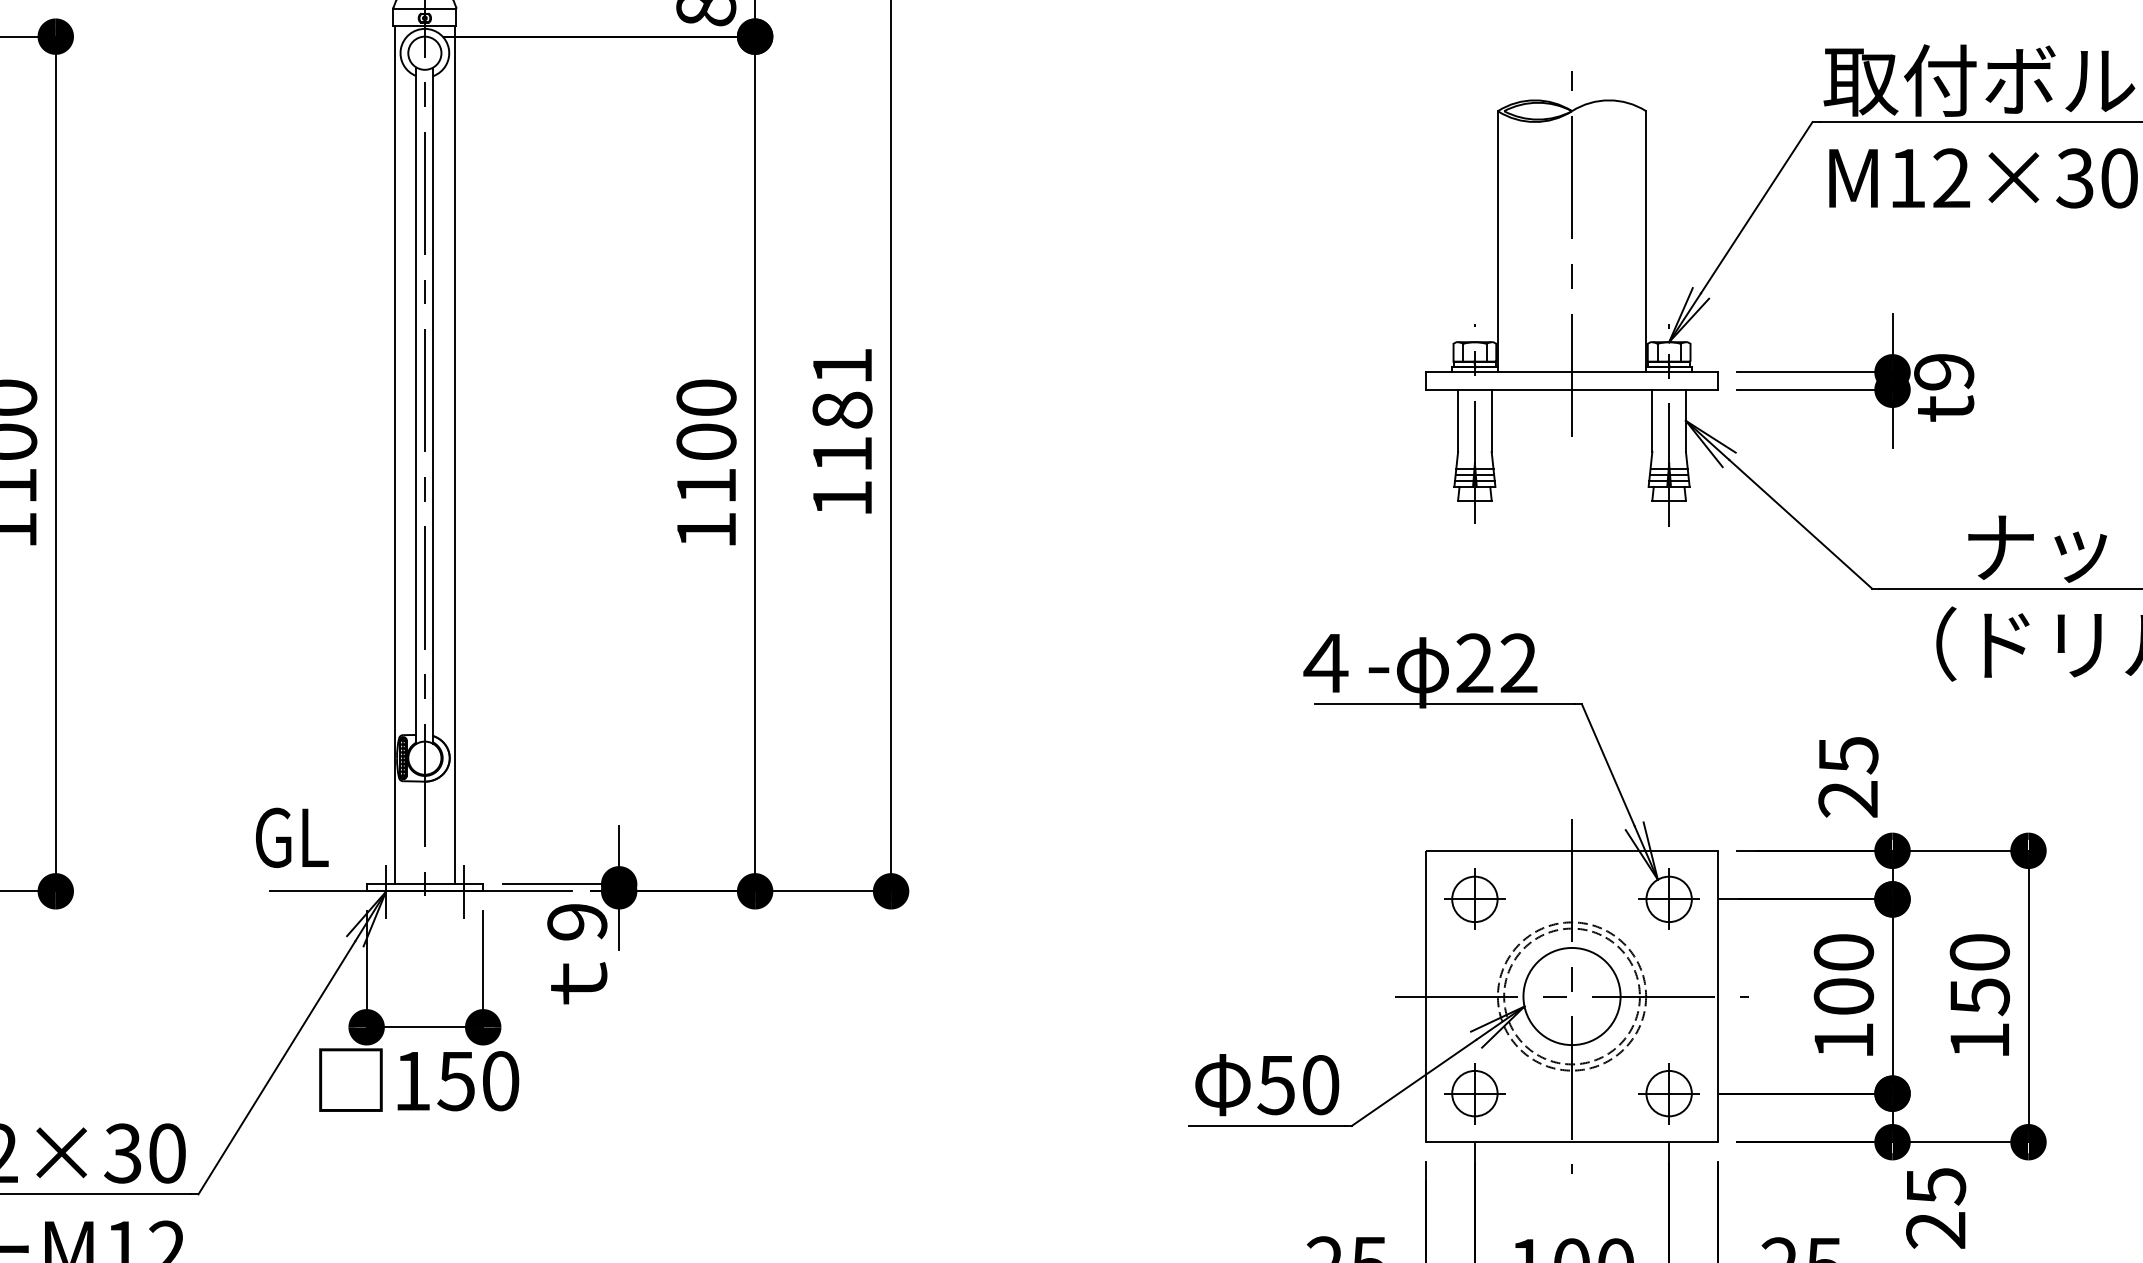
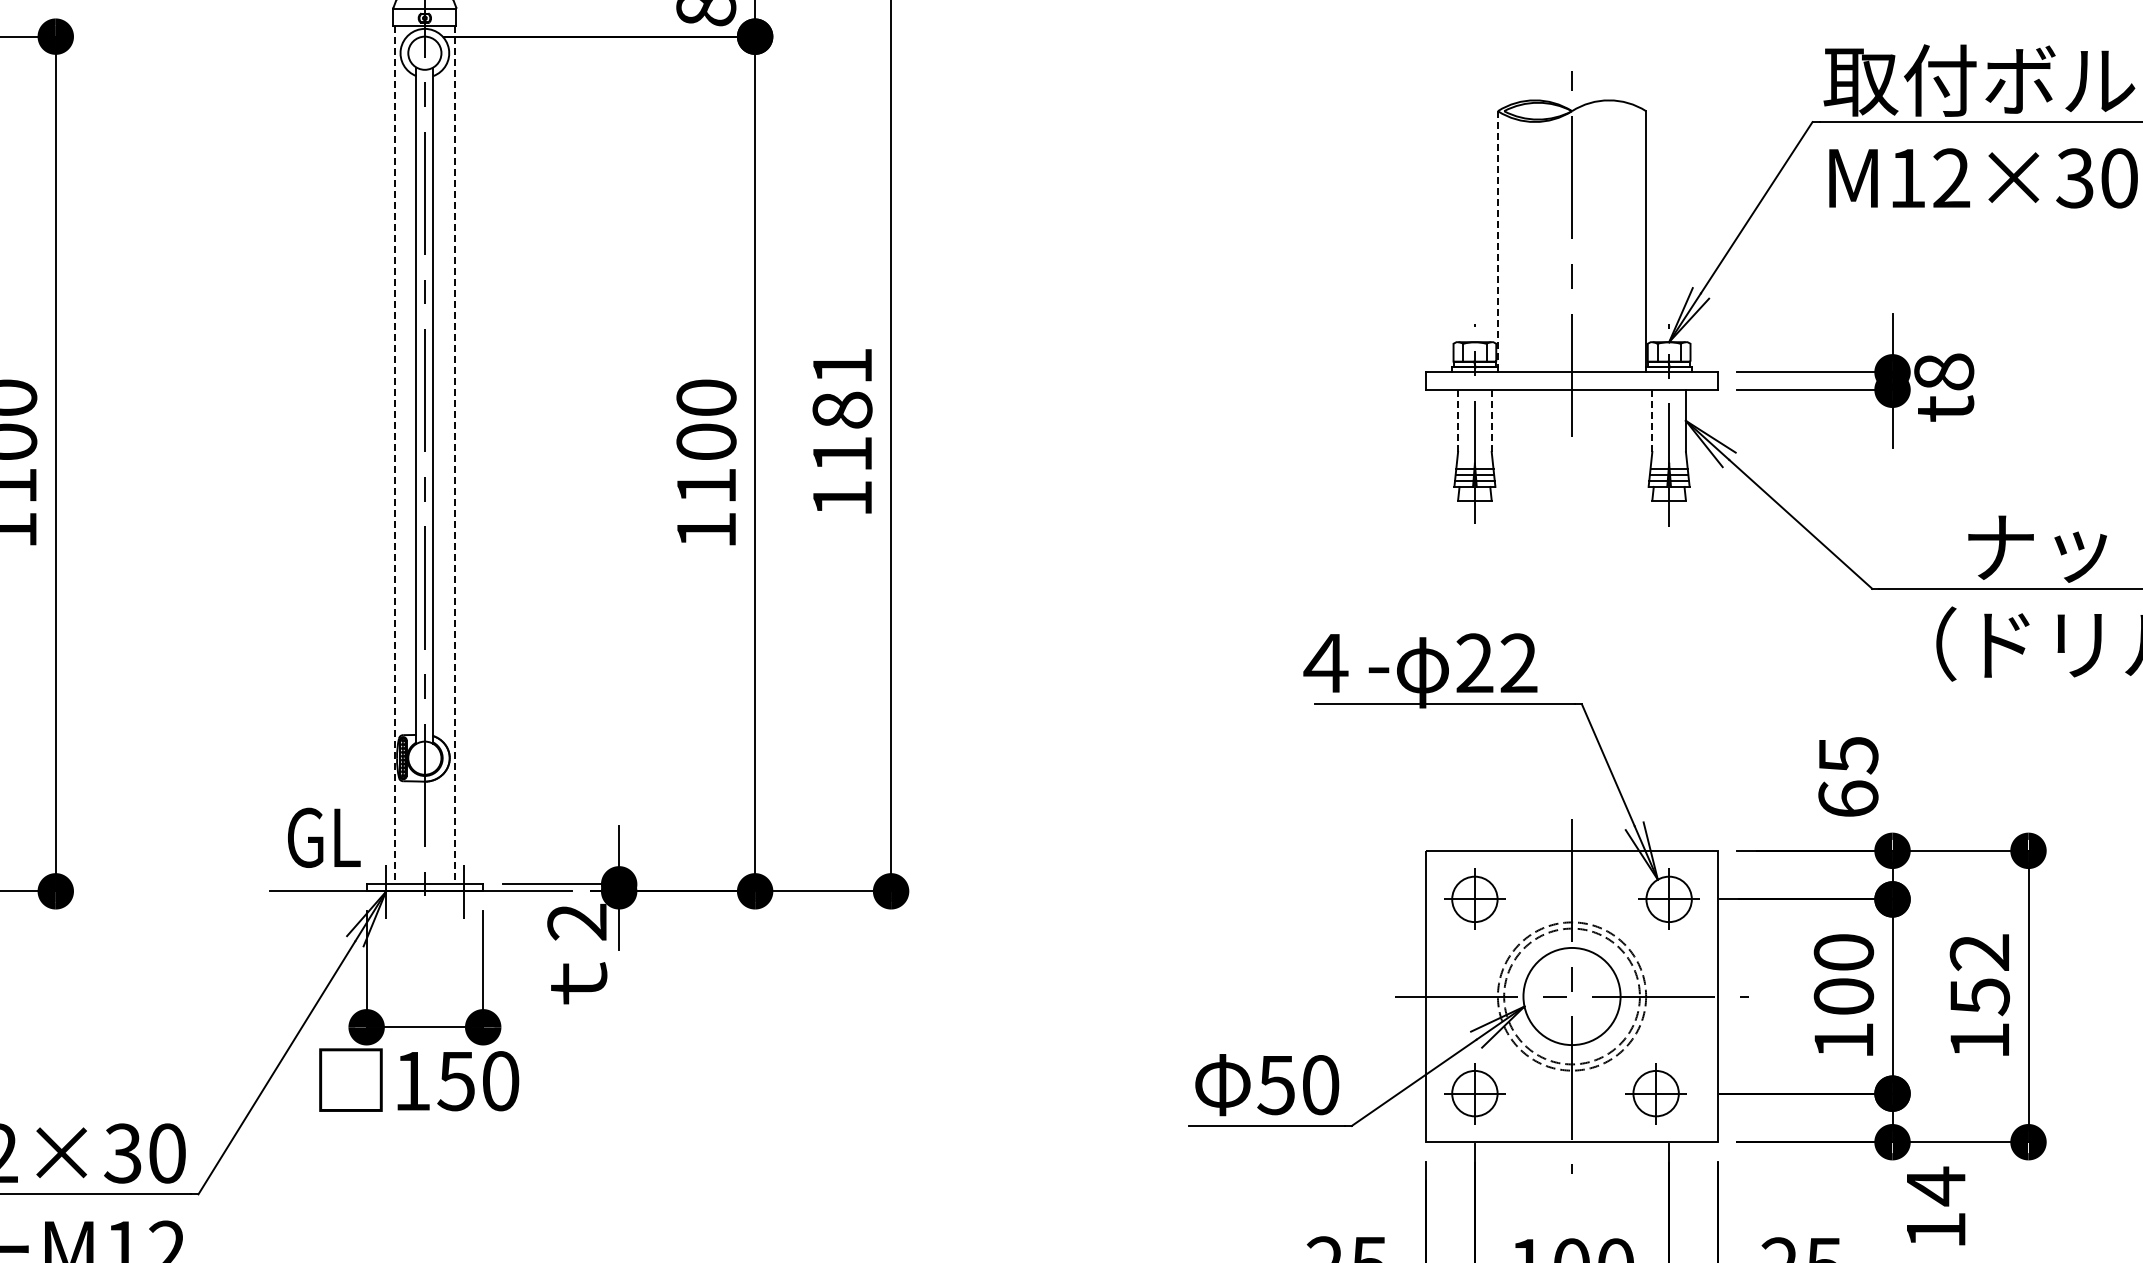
line: solid -> dashed (1497, 239)
text: t9 -> t8 (1944, 371)
line: solid -> dashed (1458, 420)
line: solid -> dashed (1491, 420)
line: solid -> dashed (1652, 420)
line: solid -> dashed (395, 455)
line: solid -> dashed (454, 455)
text: 25 -> 65 (1848, 798)
text position: (292, 837) -> (324, 837) (324, 837)
text: 9 -> 2 (577, 921)
text: 150 -> 152 (1979, 952)
part position: (1668, 1093) -> (1655, 1093) (1655, 1093)
text: 25 -> 14 (1936, 1207)
